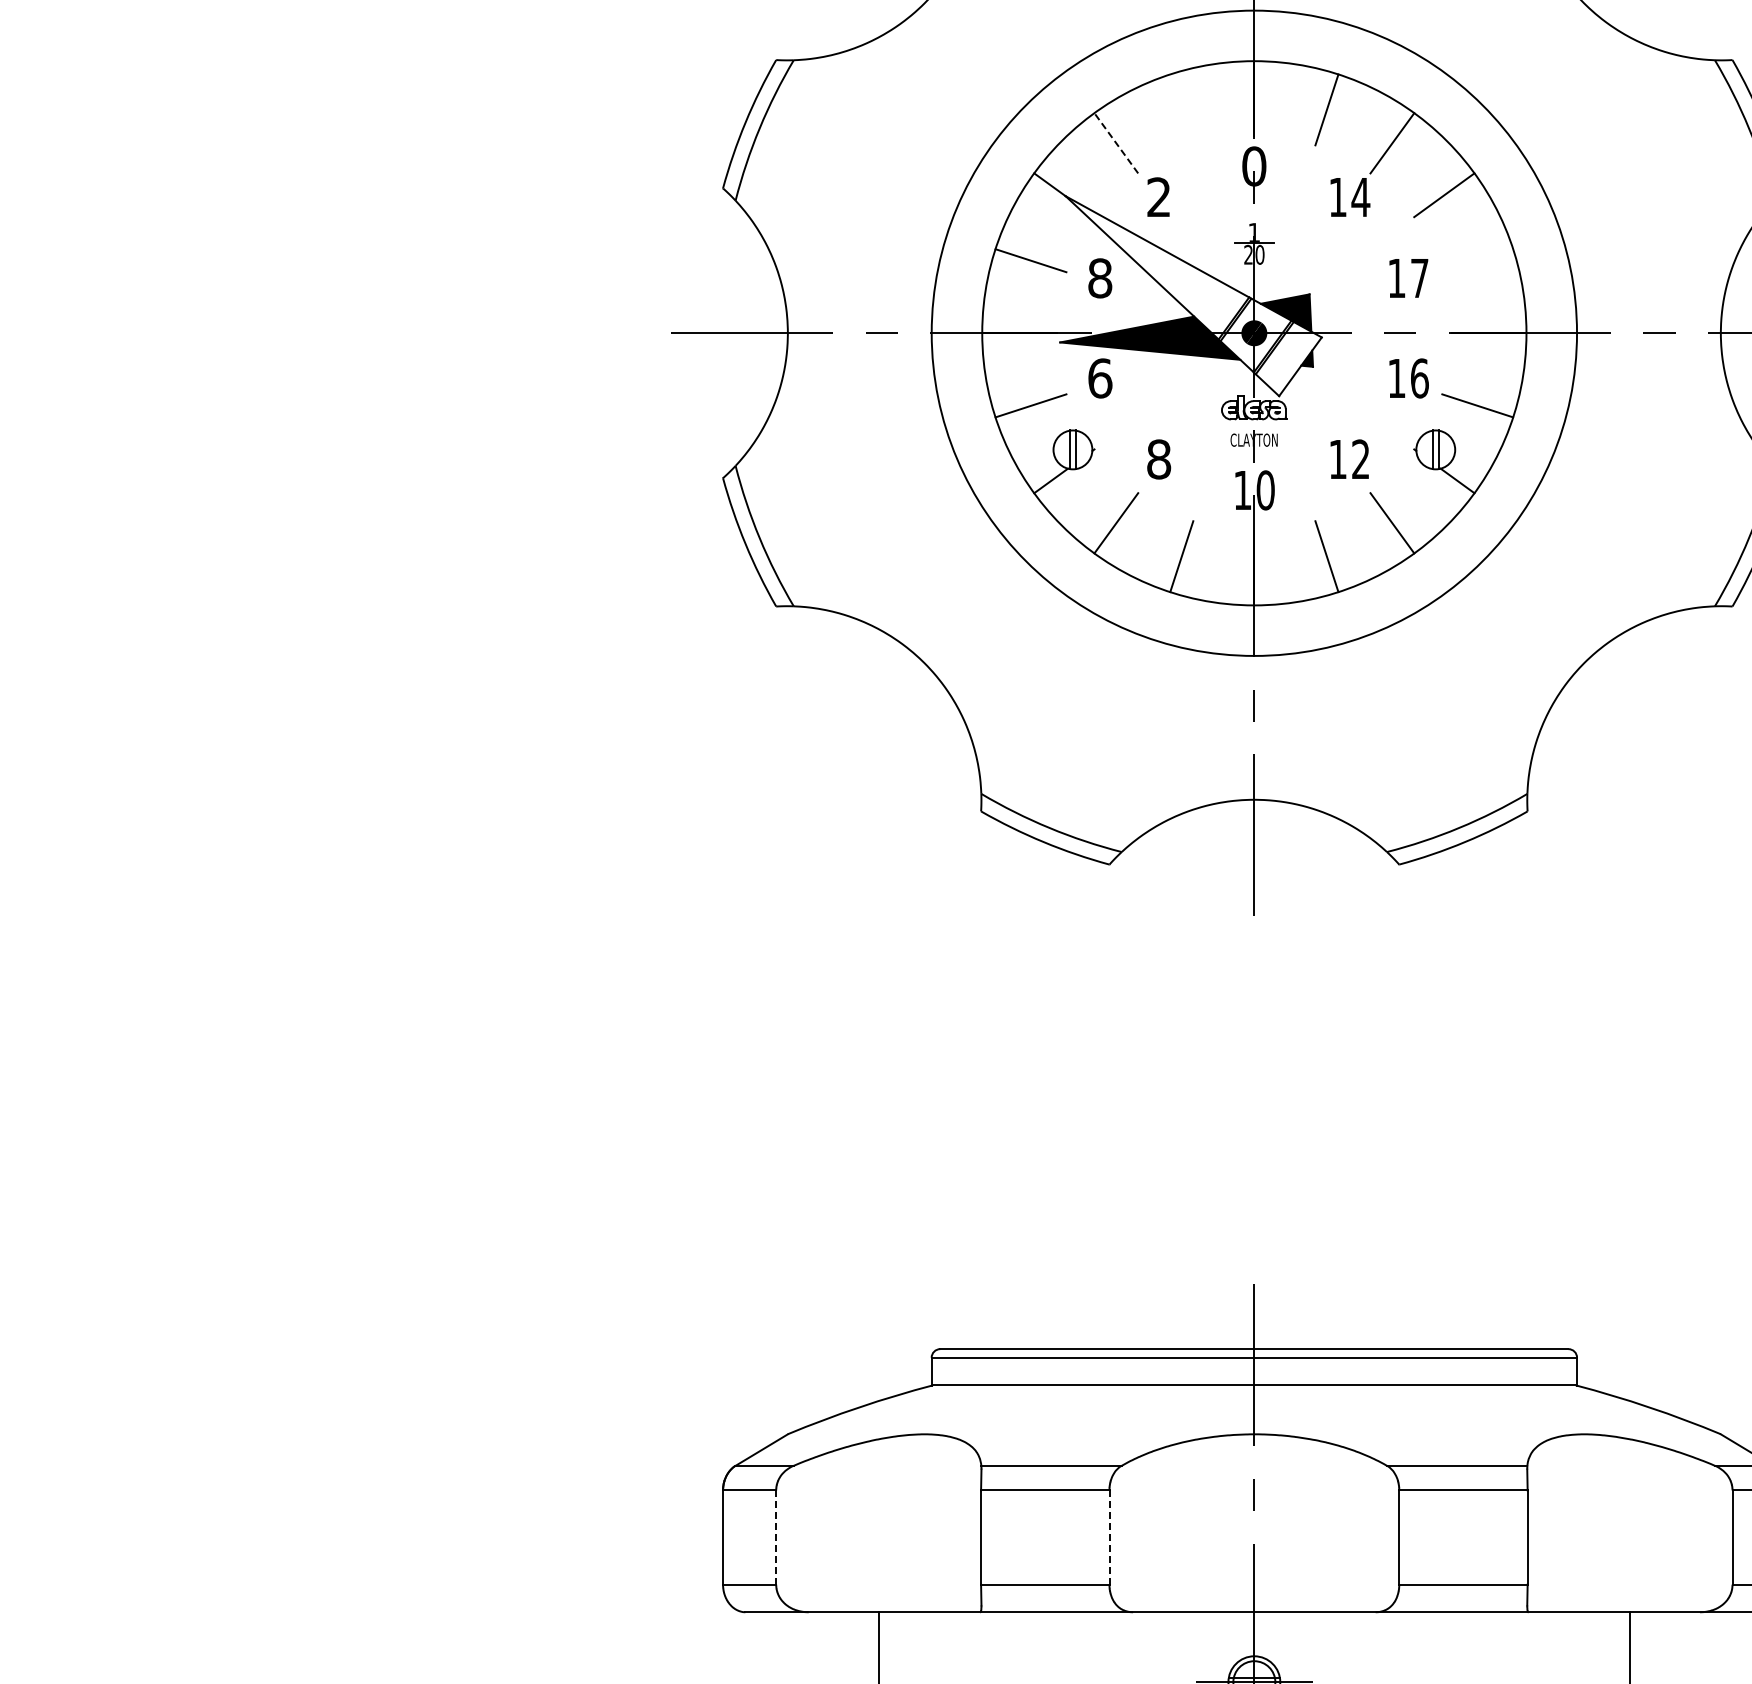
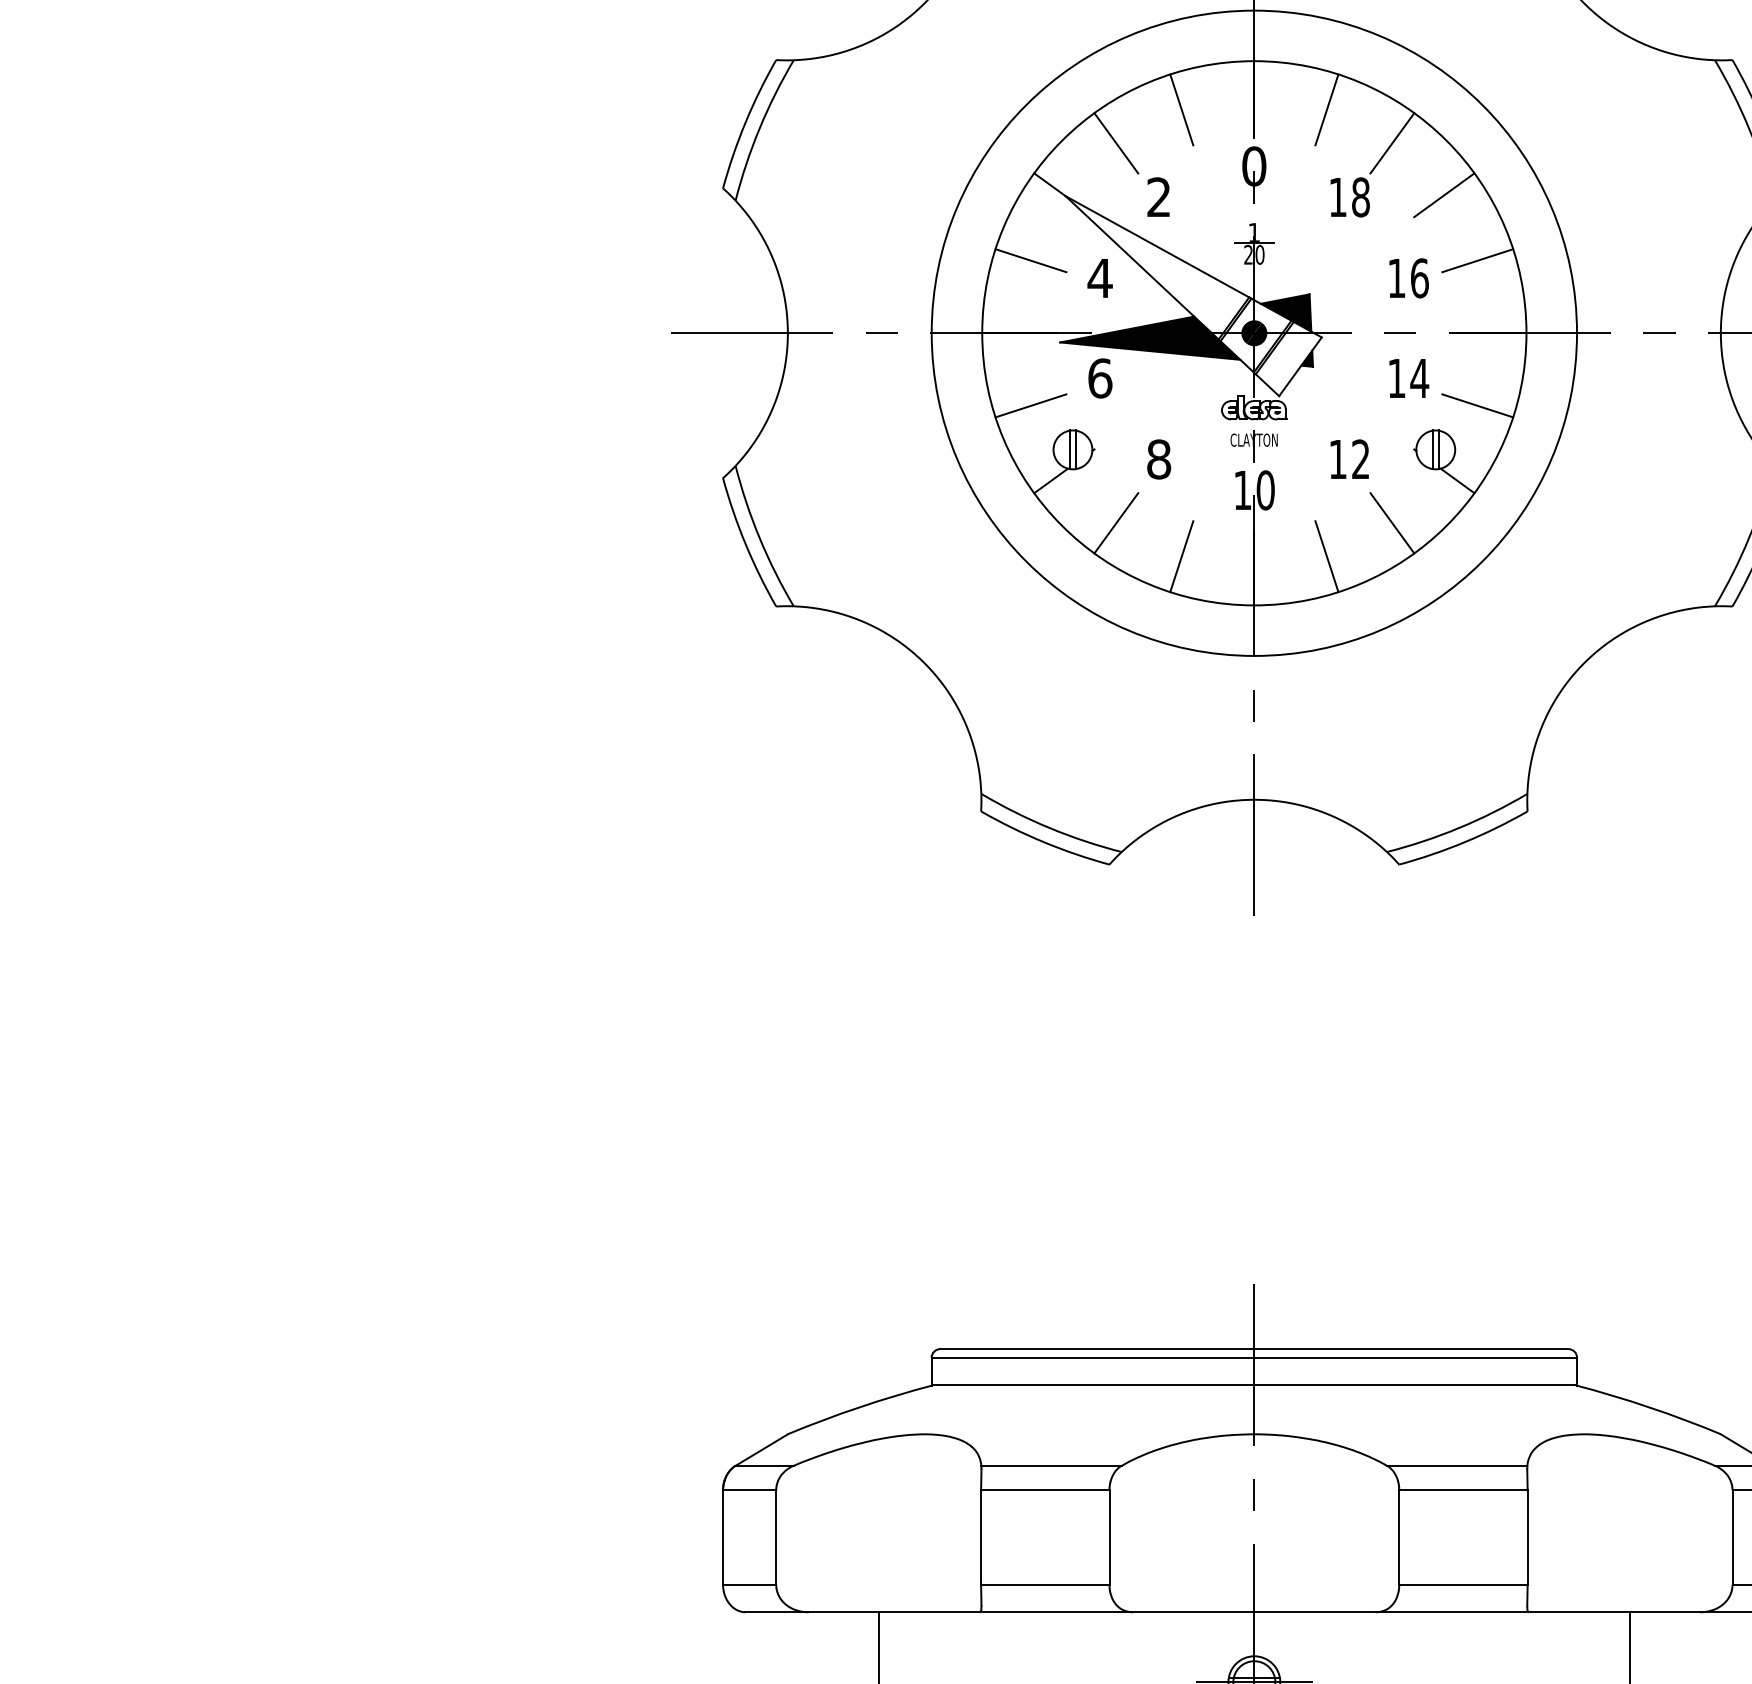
line: none -> present (1181, 109)
line: dashed -> solid (1116, 142)
text: 14 -> 18 (1360, 197)
line: none -> present (1477, 260)
text: 8 -> 4 (1099, 278)
text: 17 -> 16 (1419, 278)
text: 16 -> 14 (1419, 378)
line: dashed -> solid (776, 1537)
line: dashed -> solid (1109, 1537)
